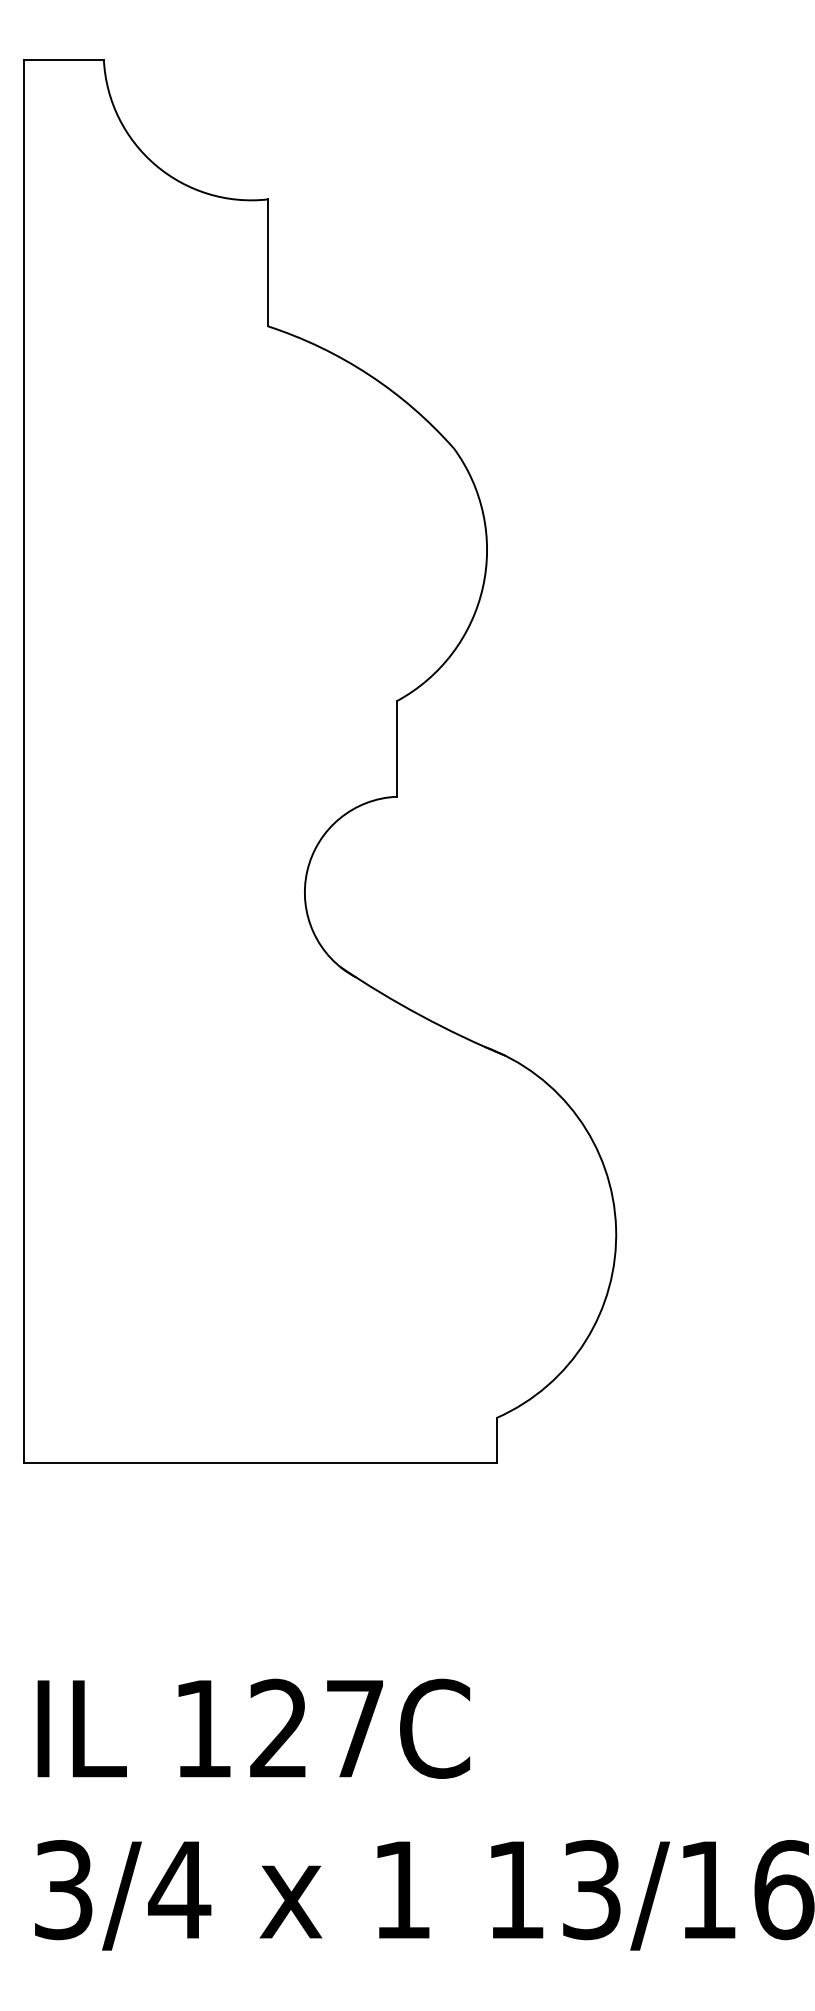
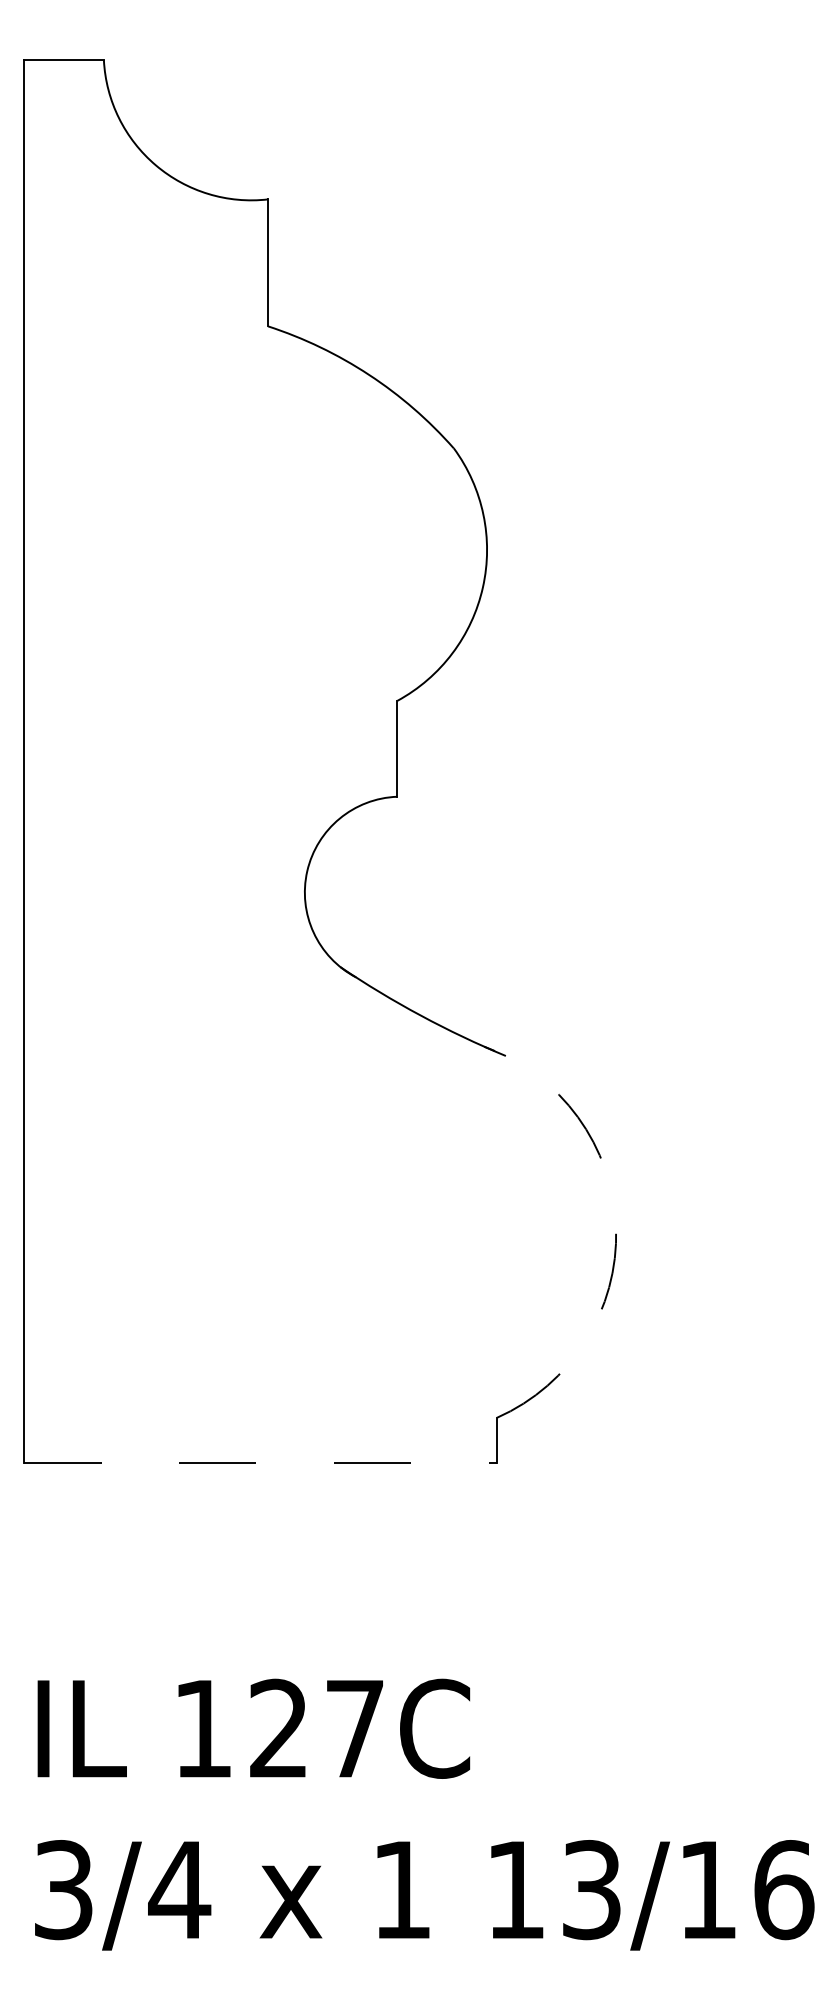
arc: solid -> dashed (616, 1228)
line: solid -> dashed (261, 1462)
